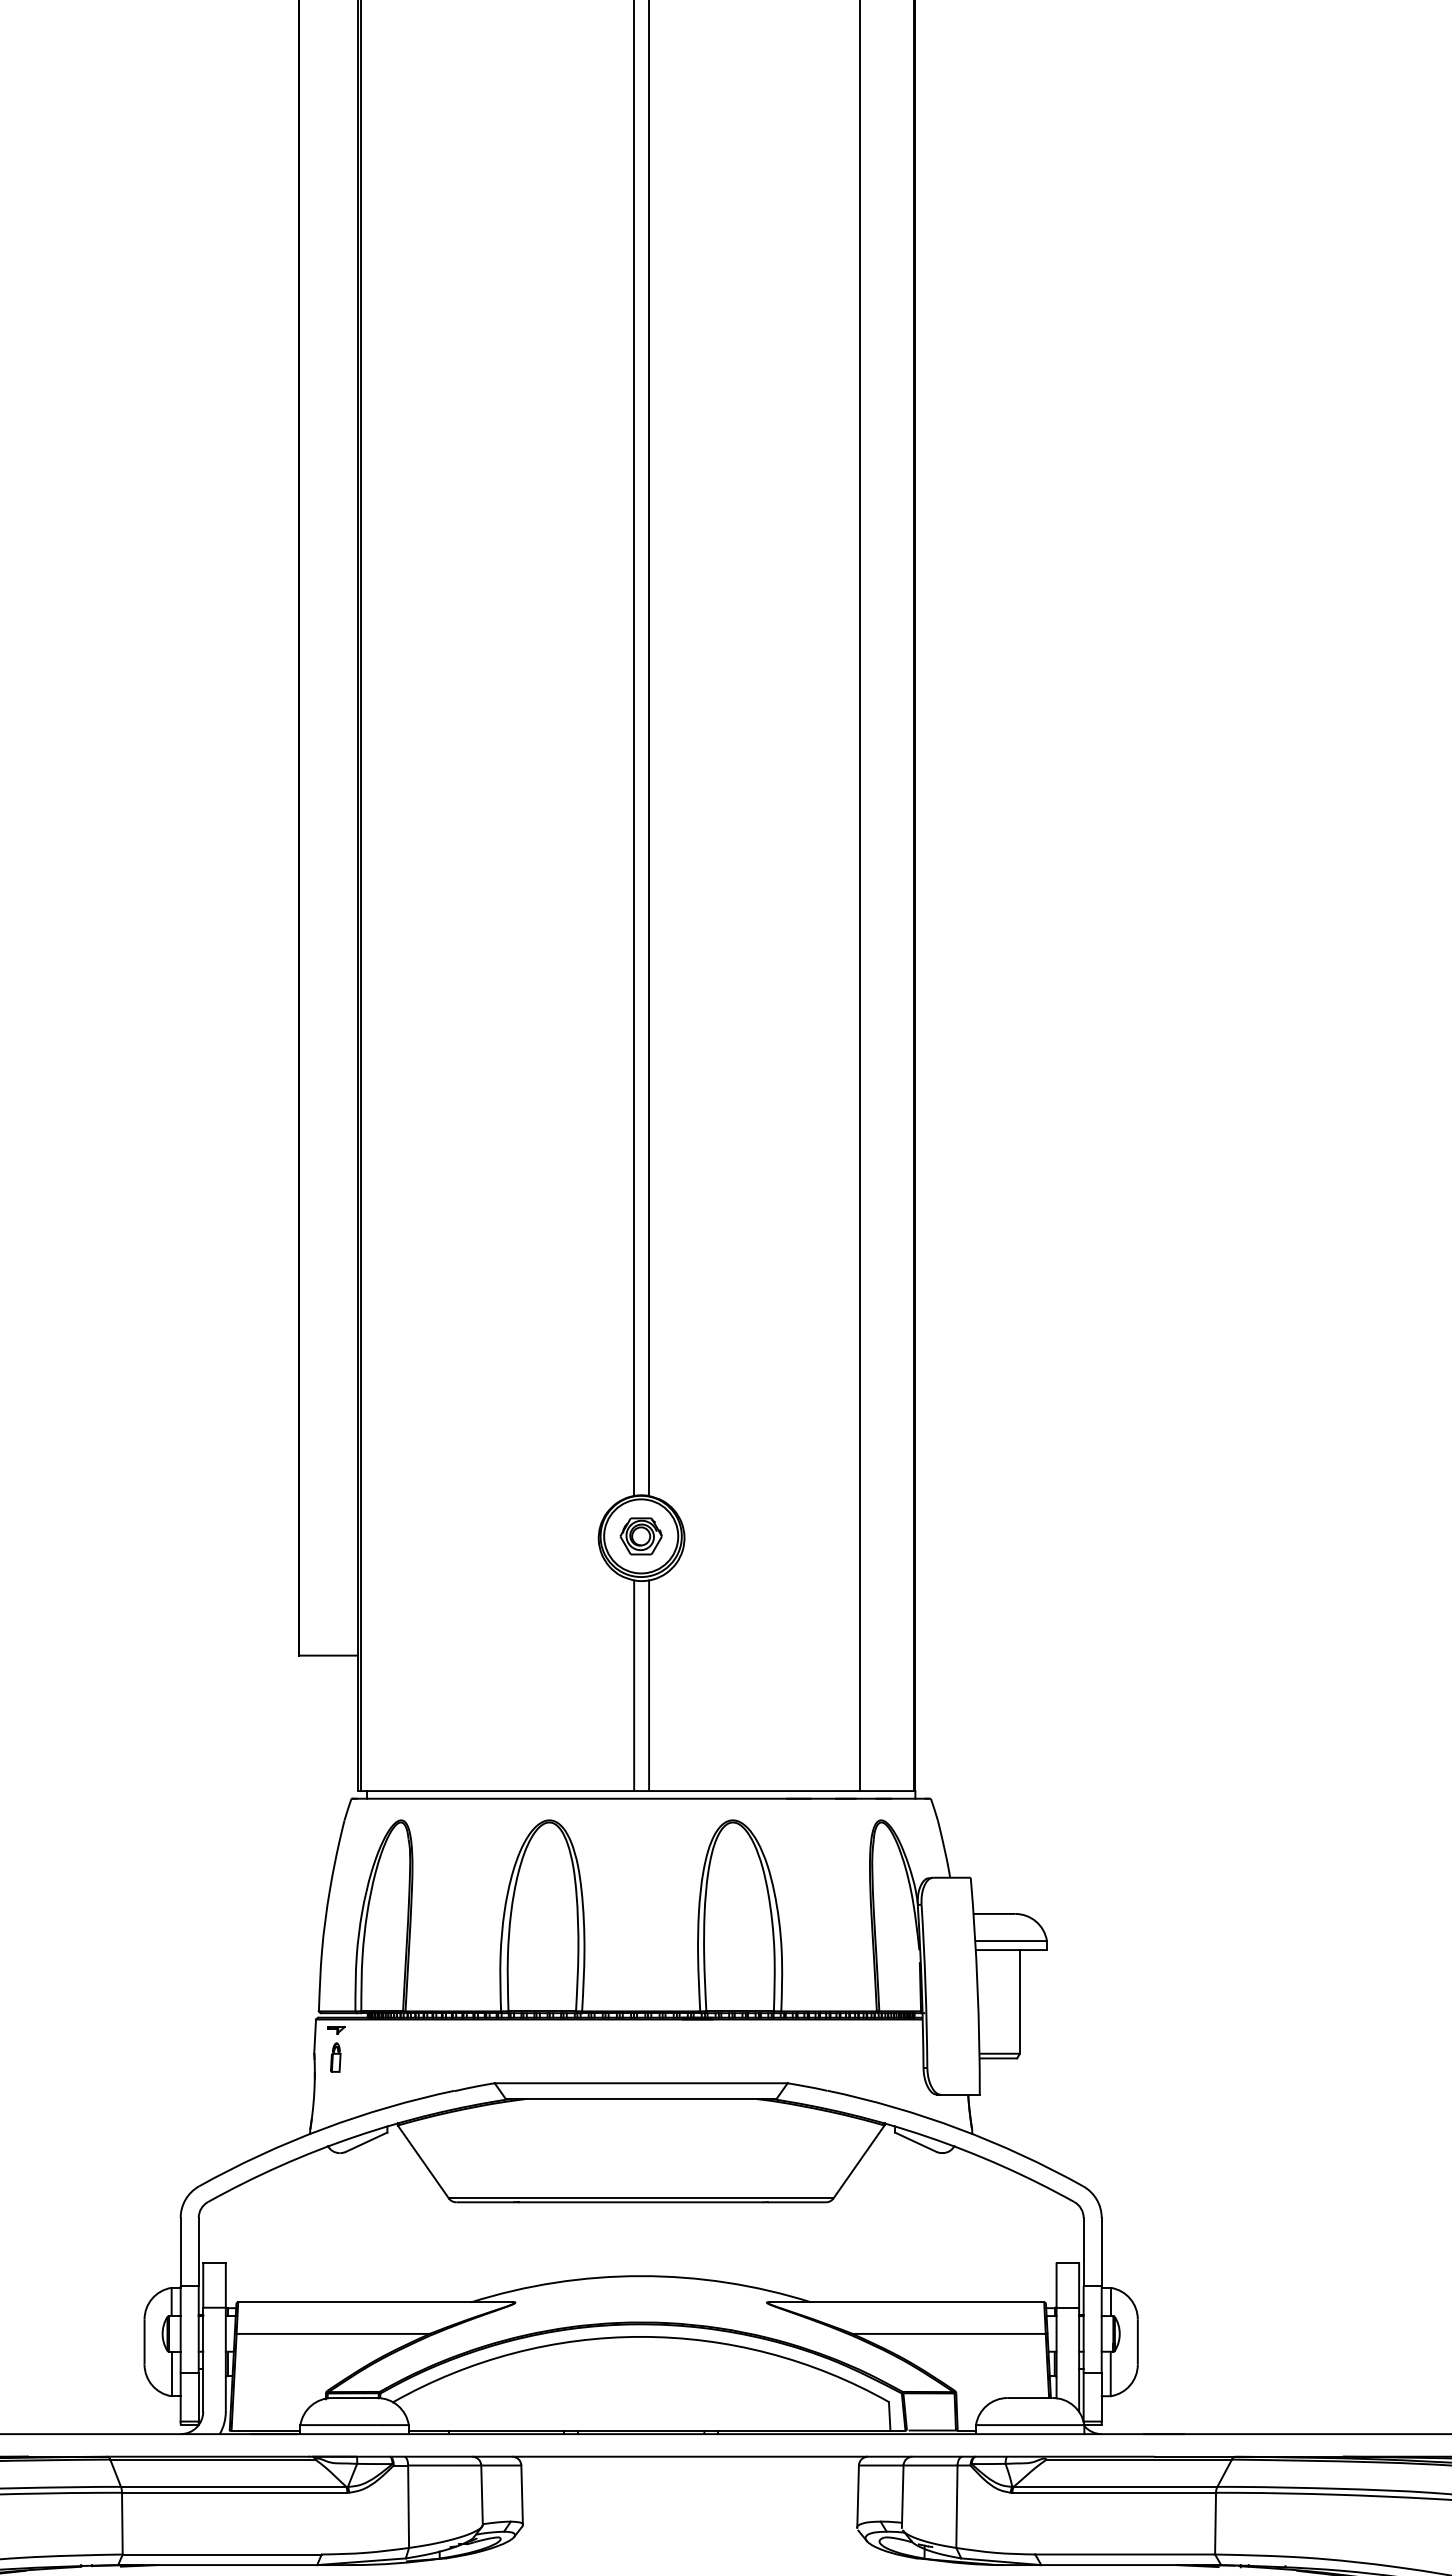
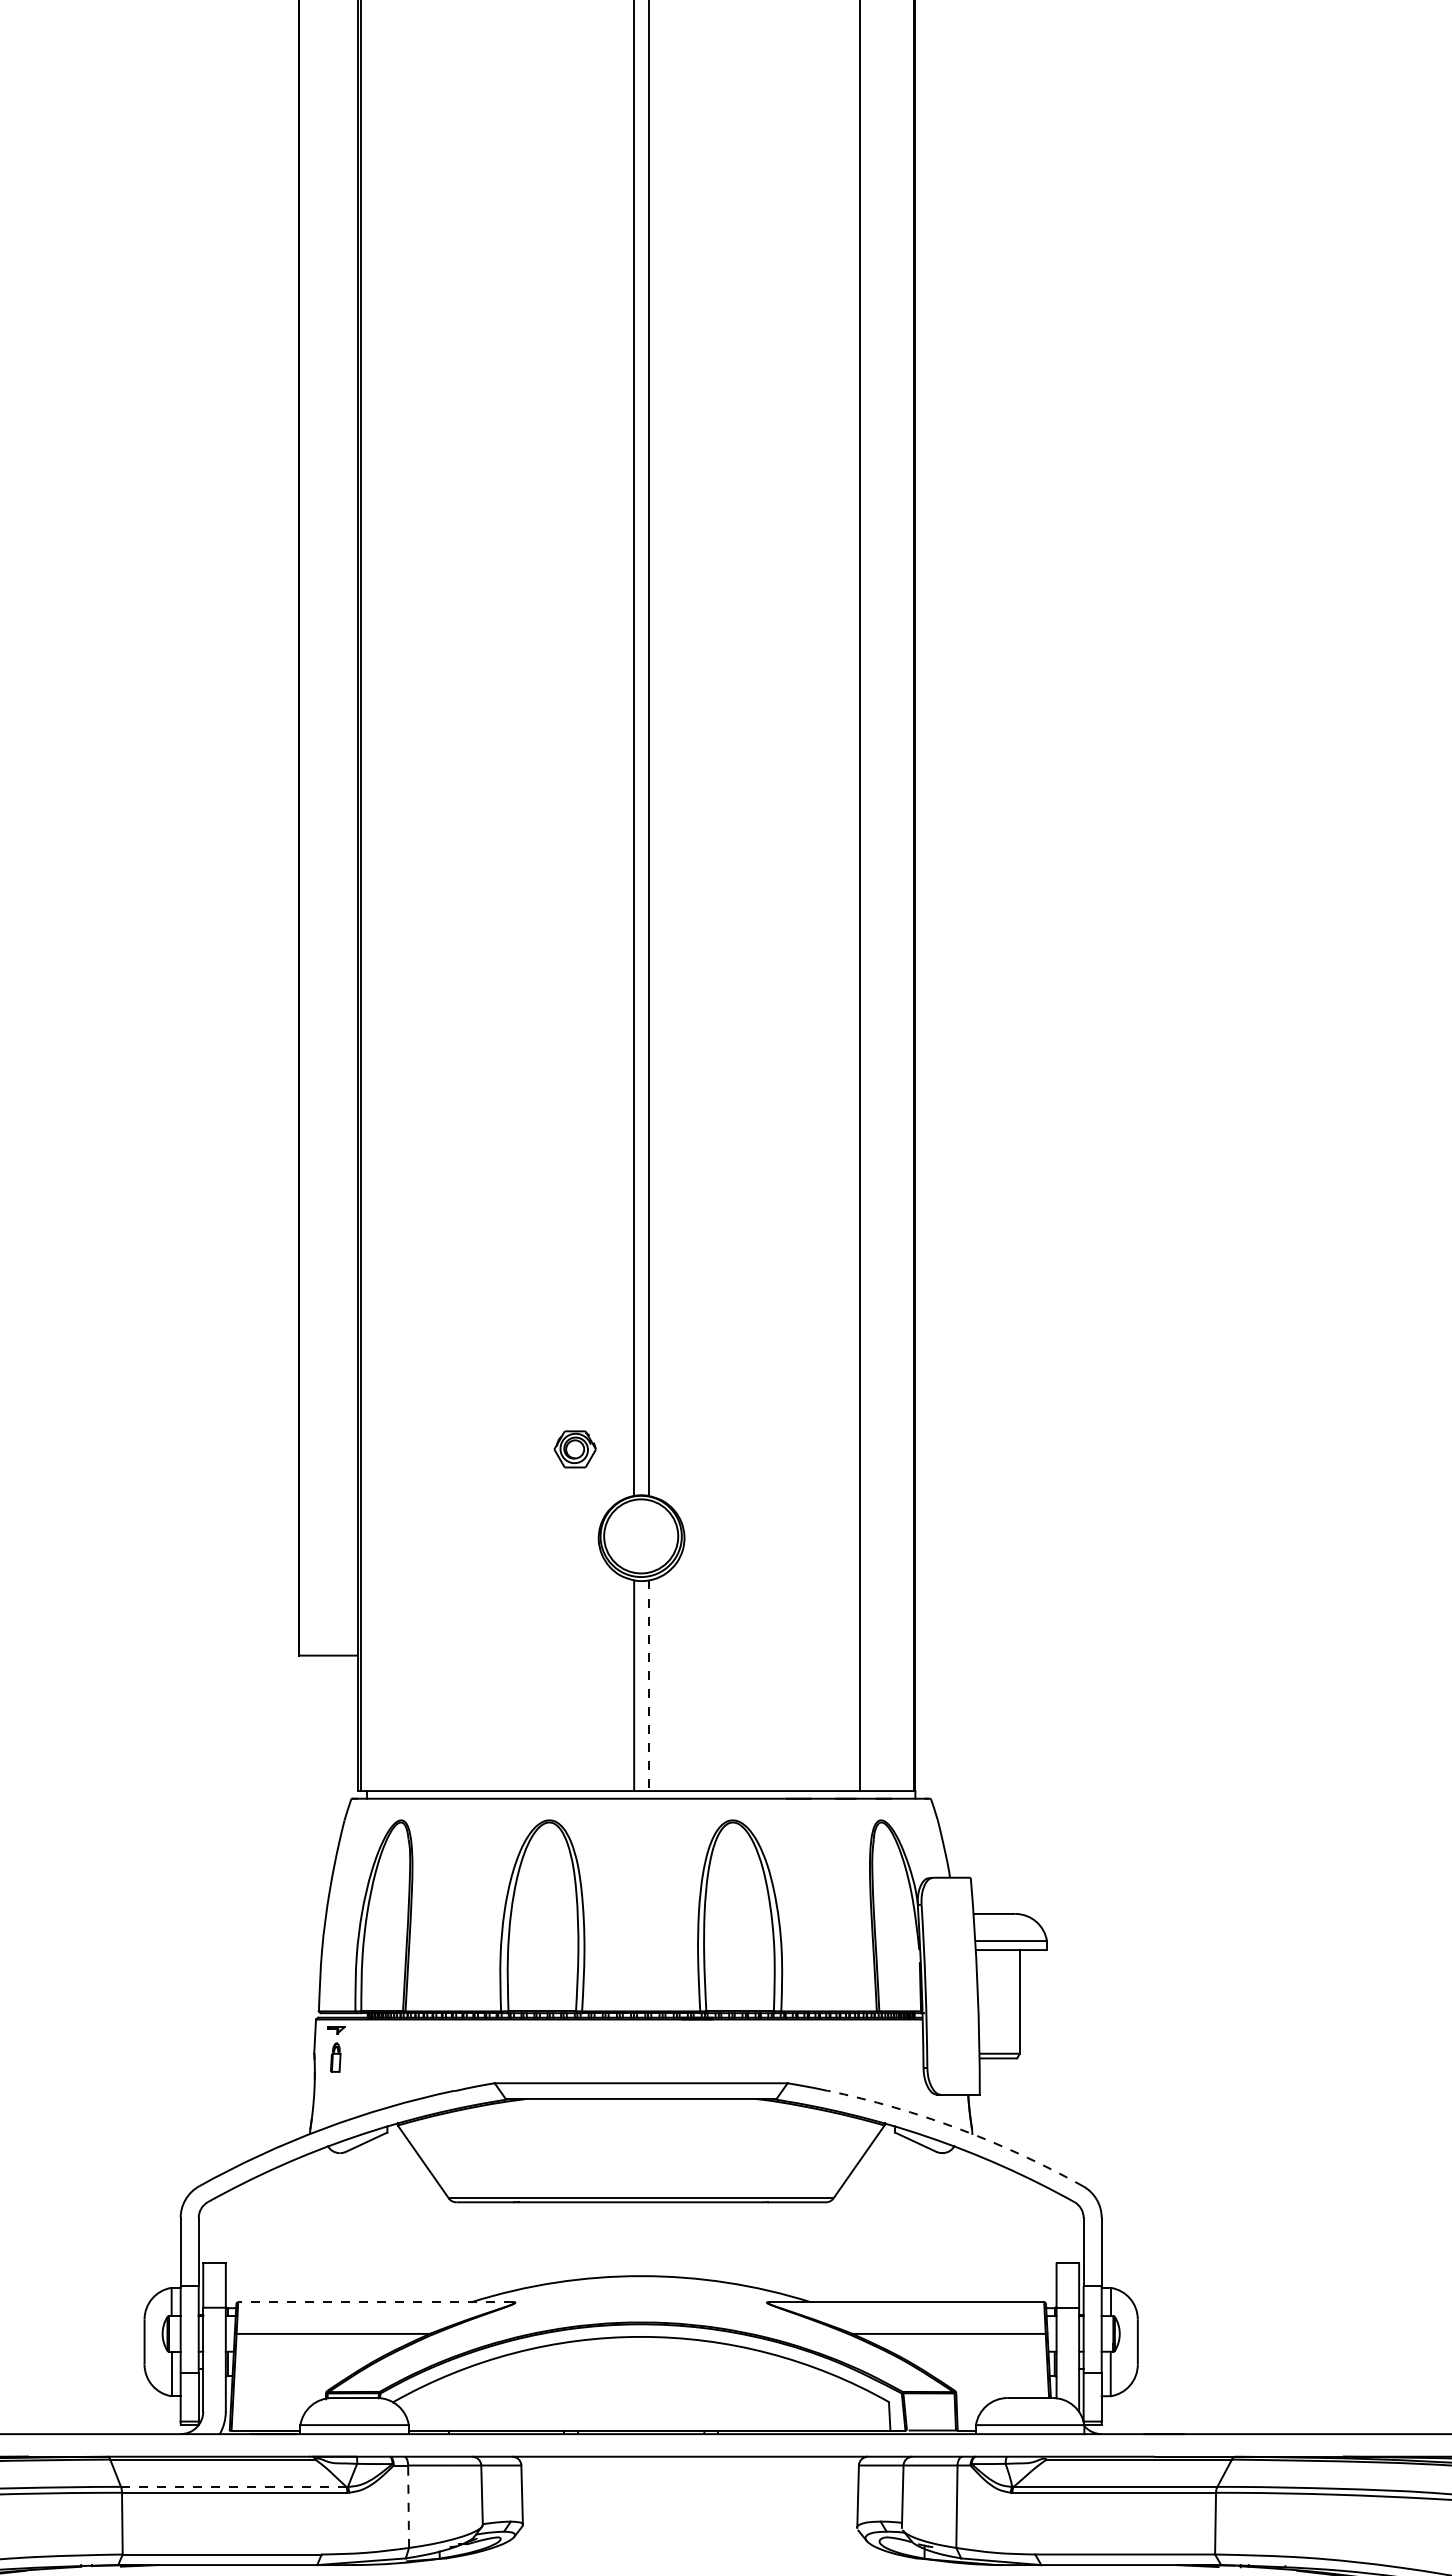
part position: (640, 1536) -> (574, 1449) (574, 1449)
line: solid -> dashed (649, 1686)
arc: solid -> dashed (959, 2128)
line: solid -> dashed (374, 2302)
line: solid -> dashed (233, 2486)
line: solid -> dashed (408, 2506)
